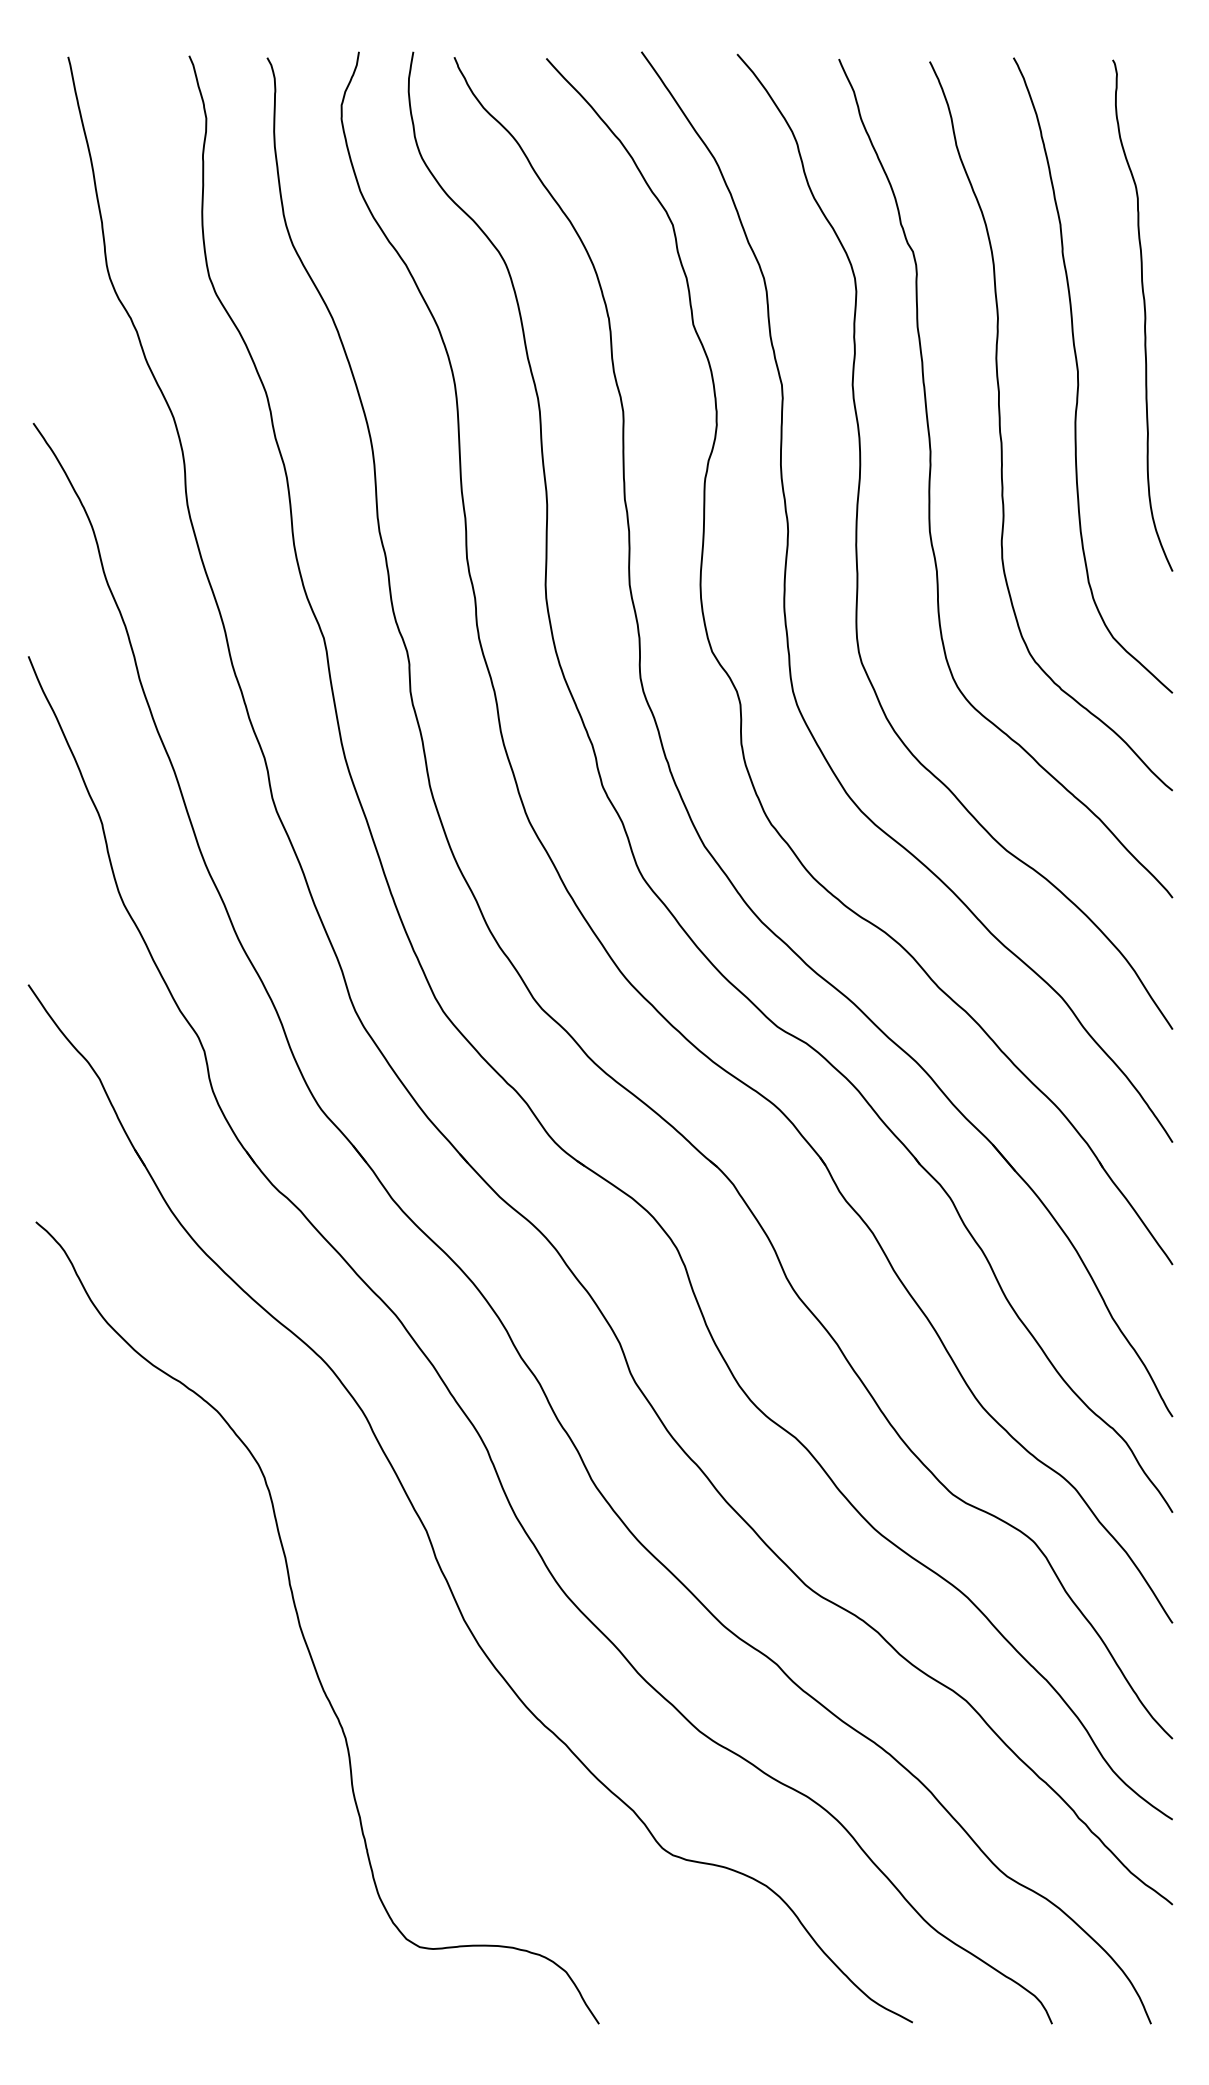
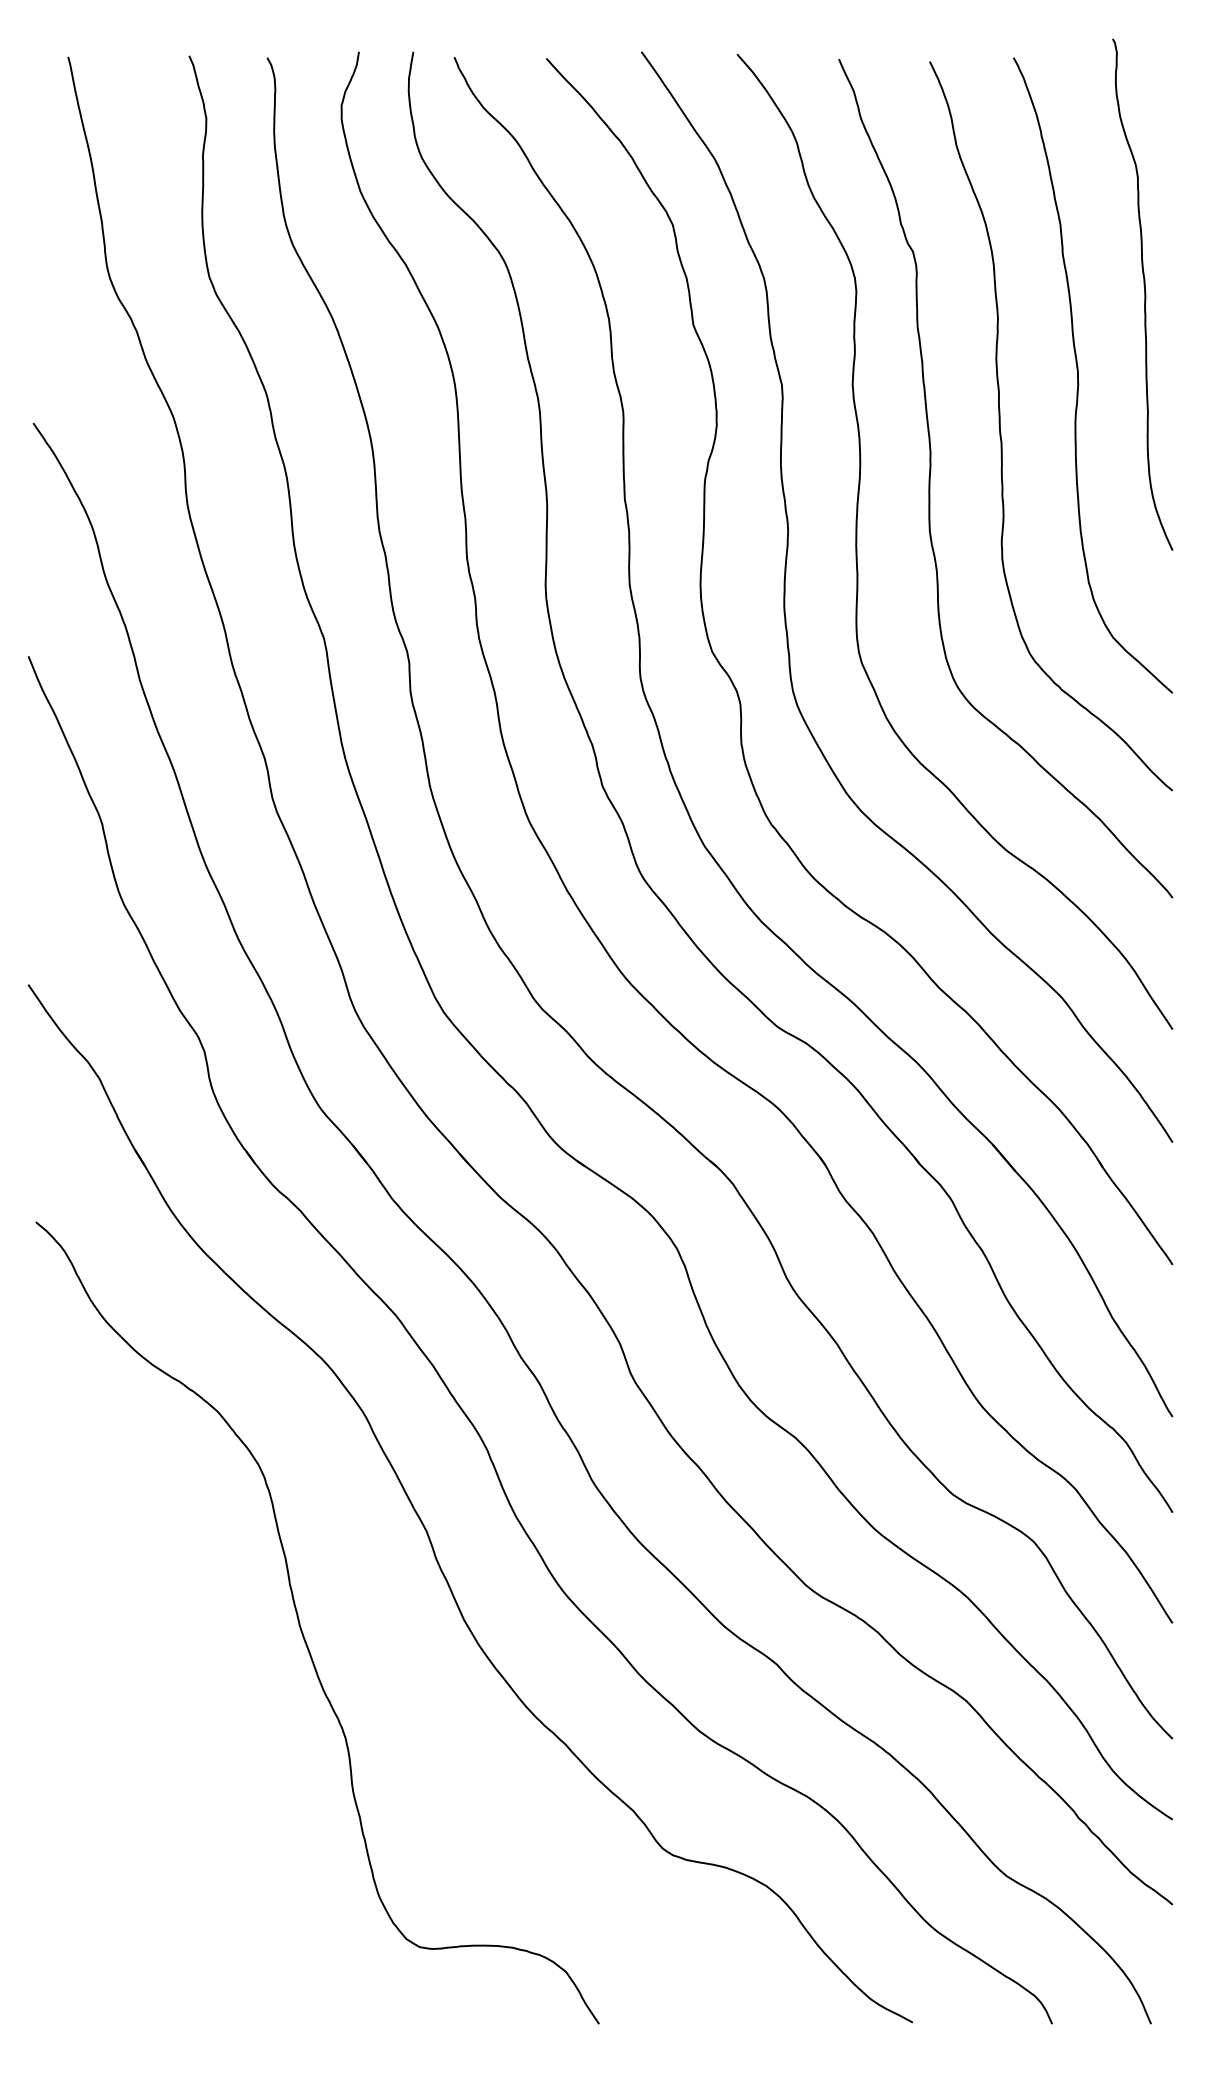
curve position: (1144, 315) -> (1144, 294) (1144, 294)
